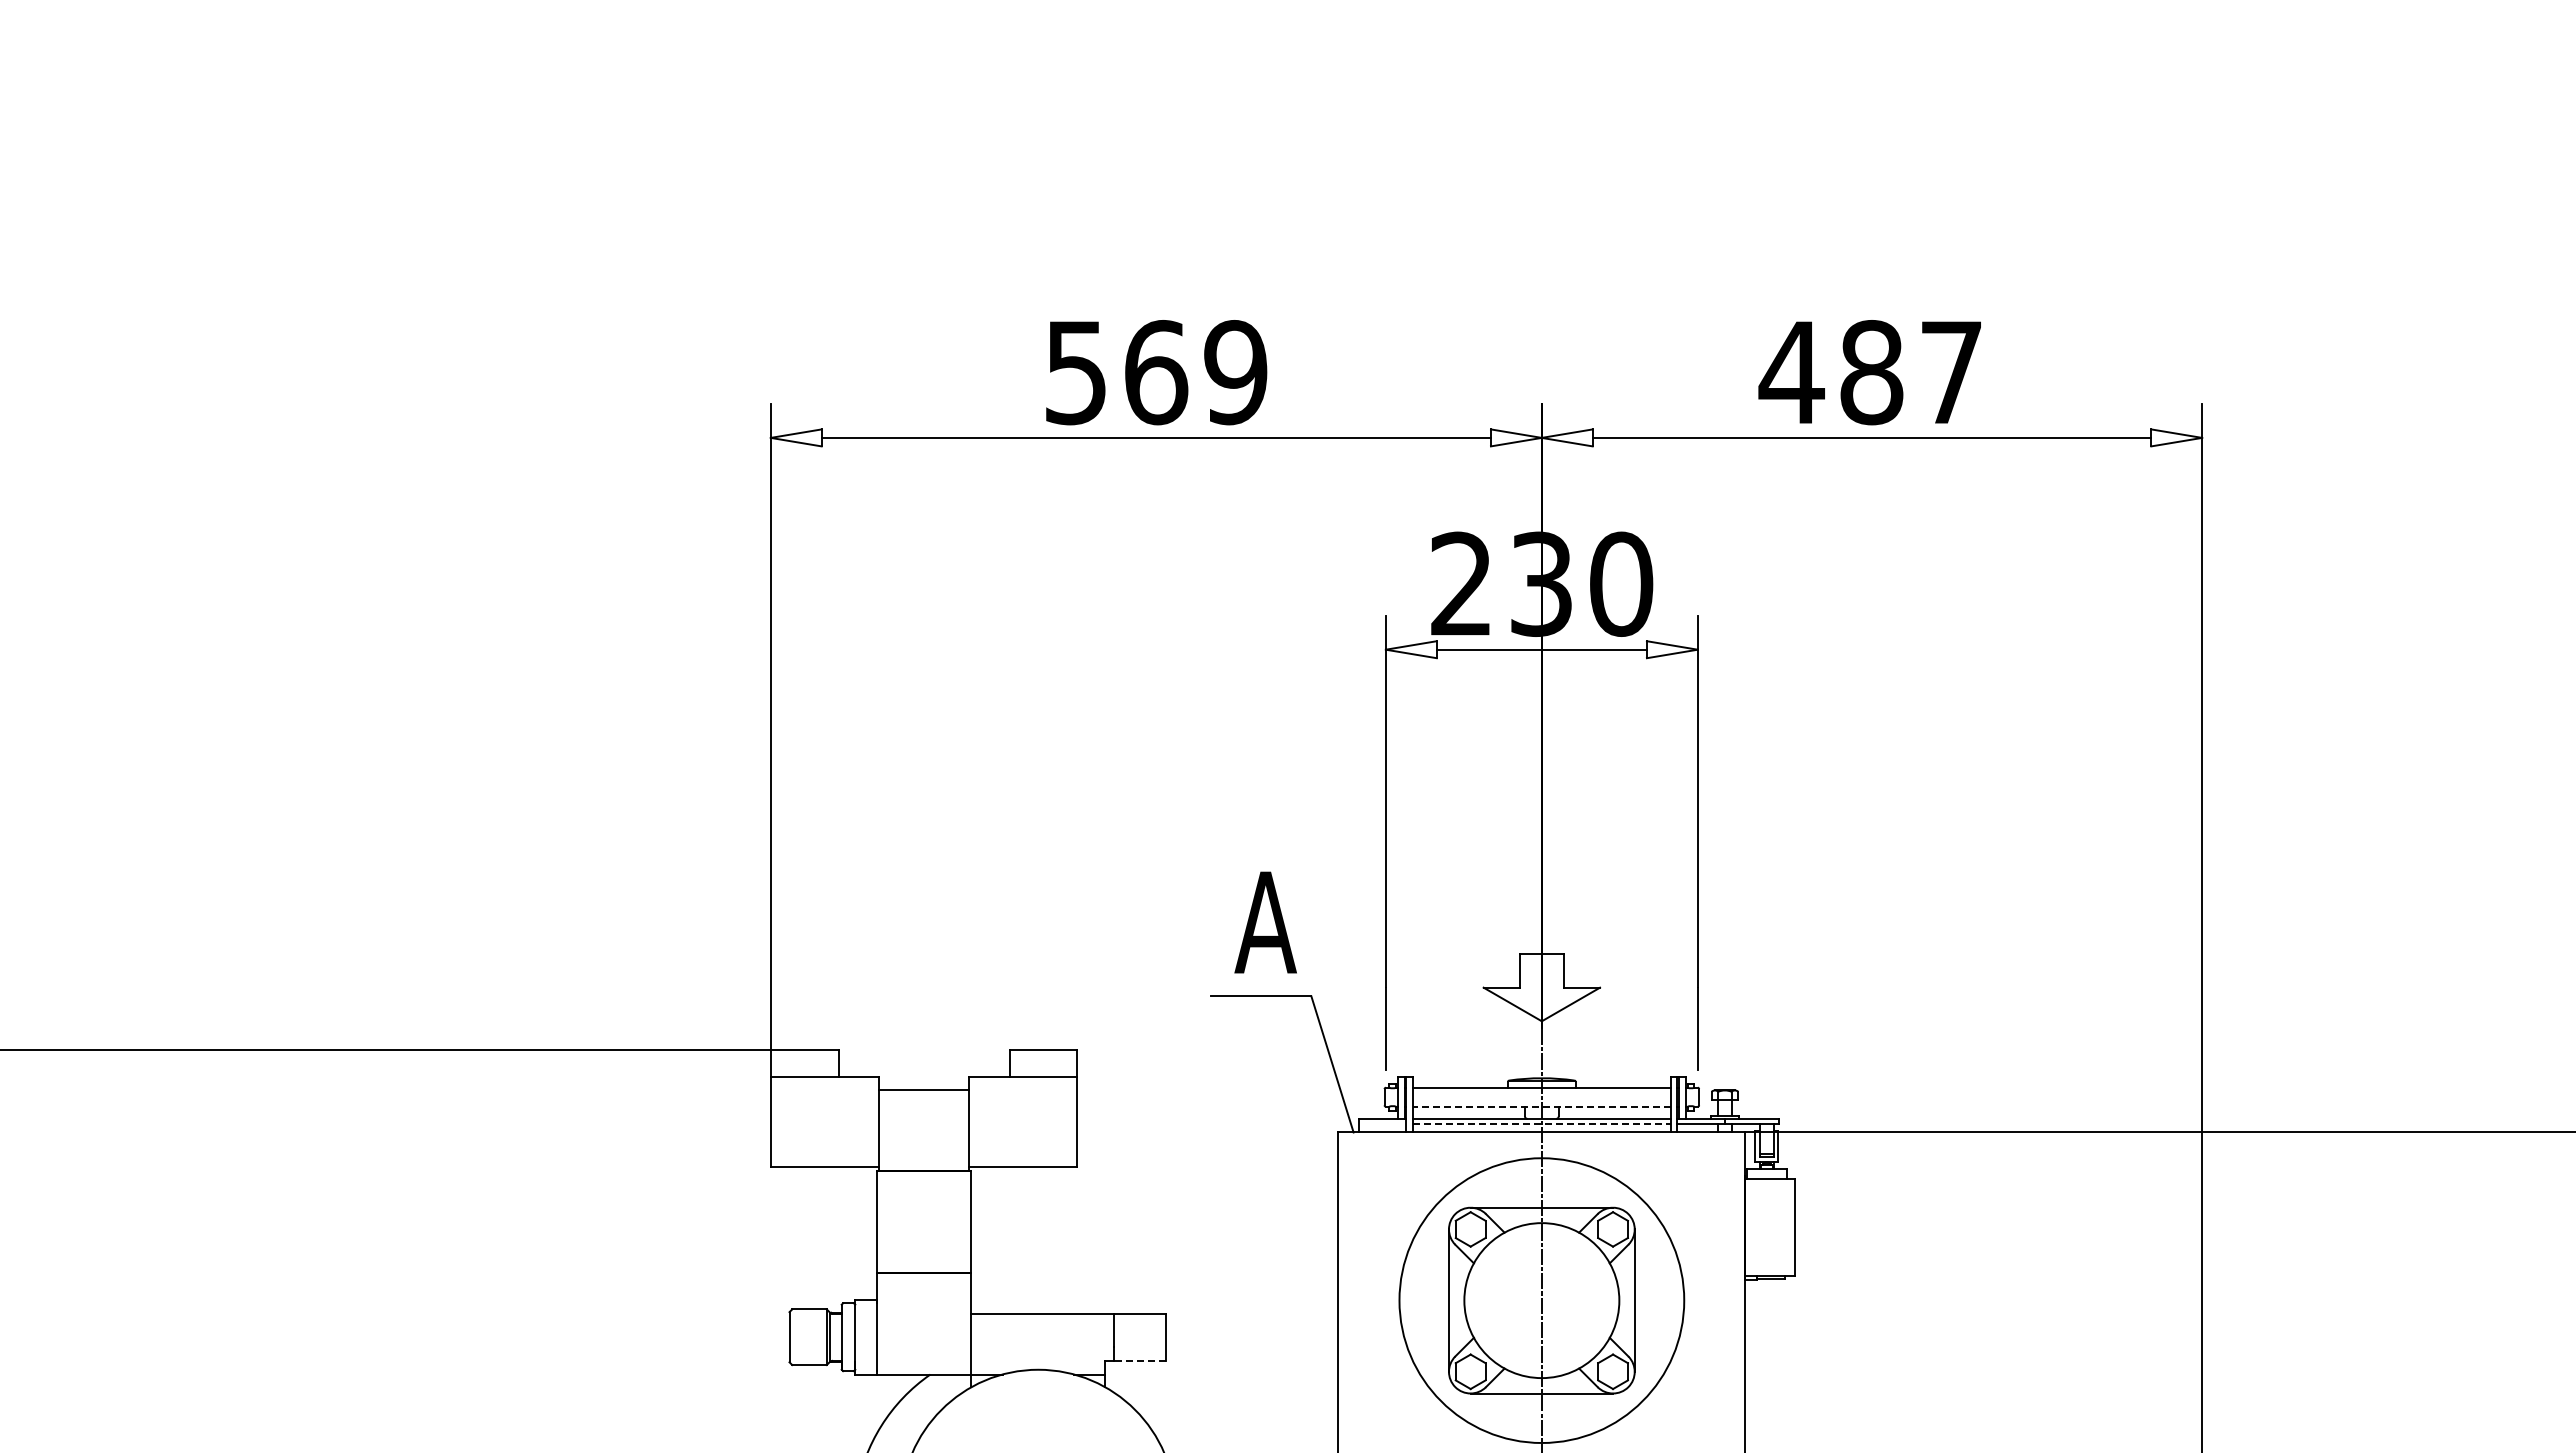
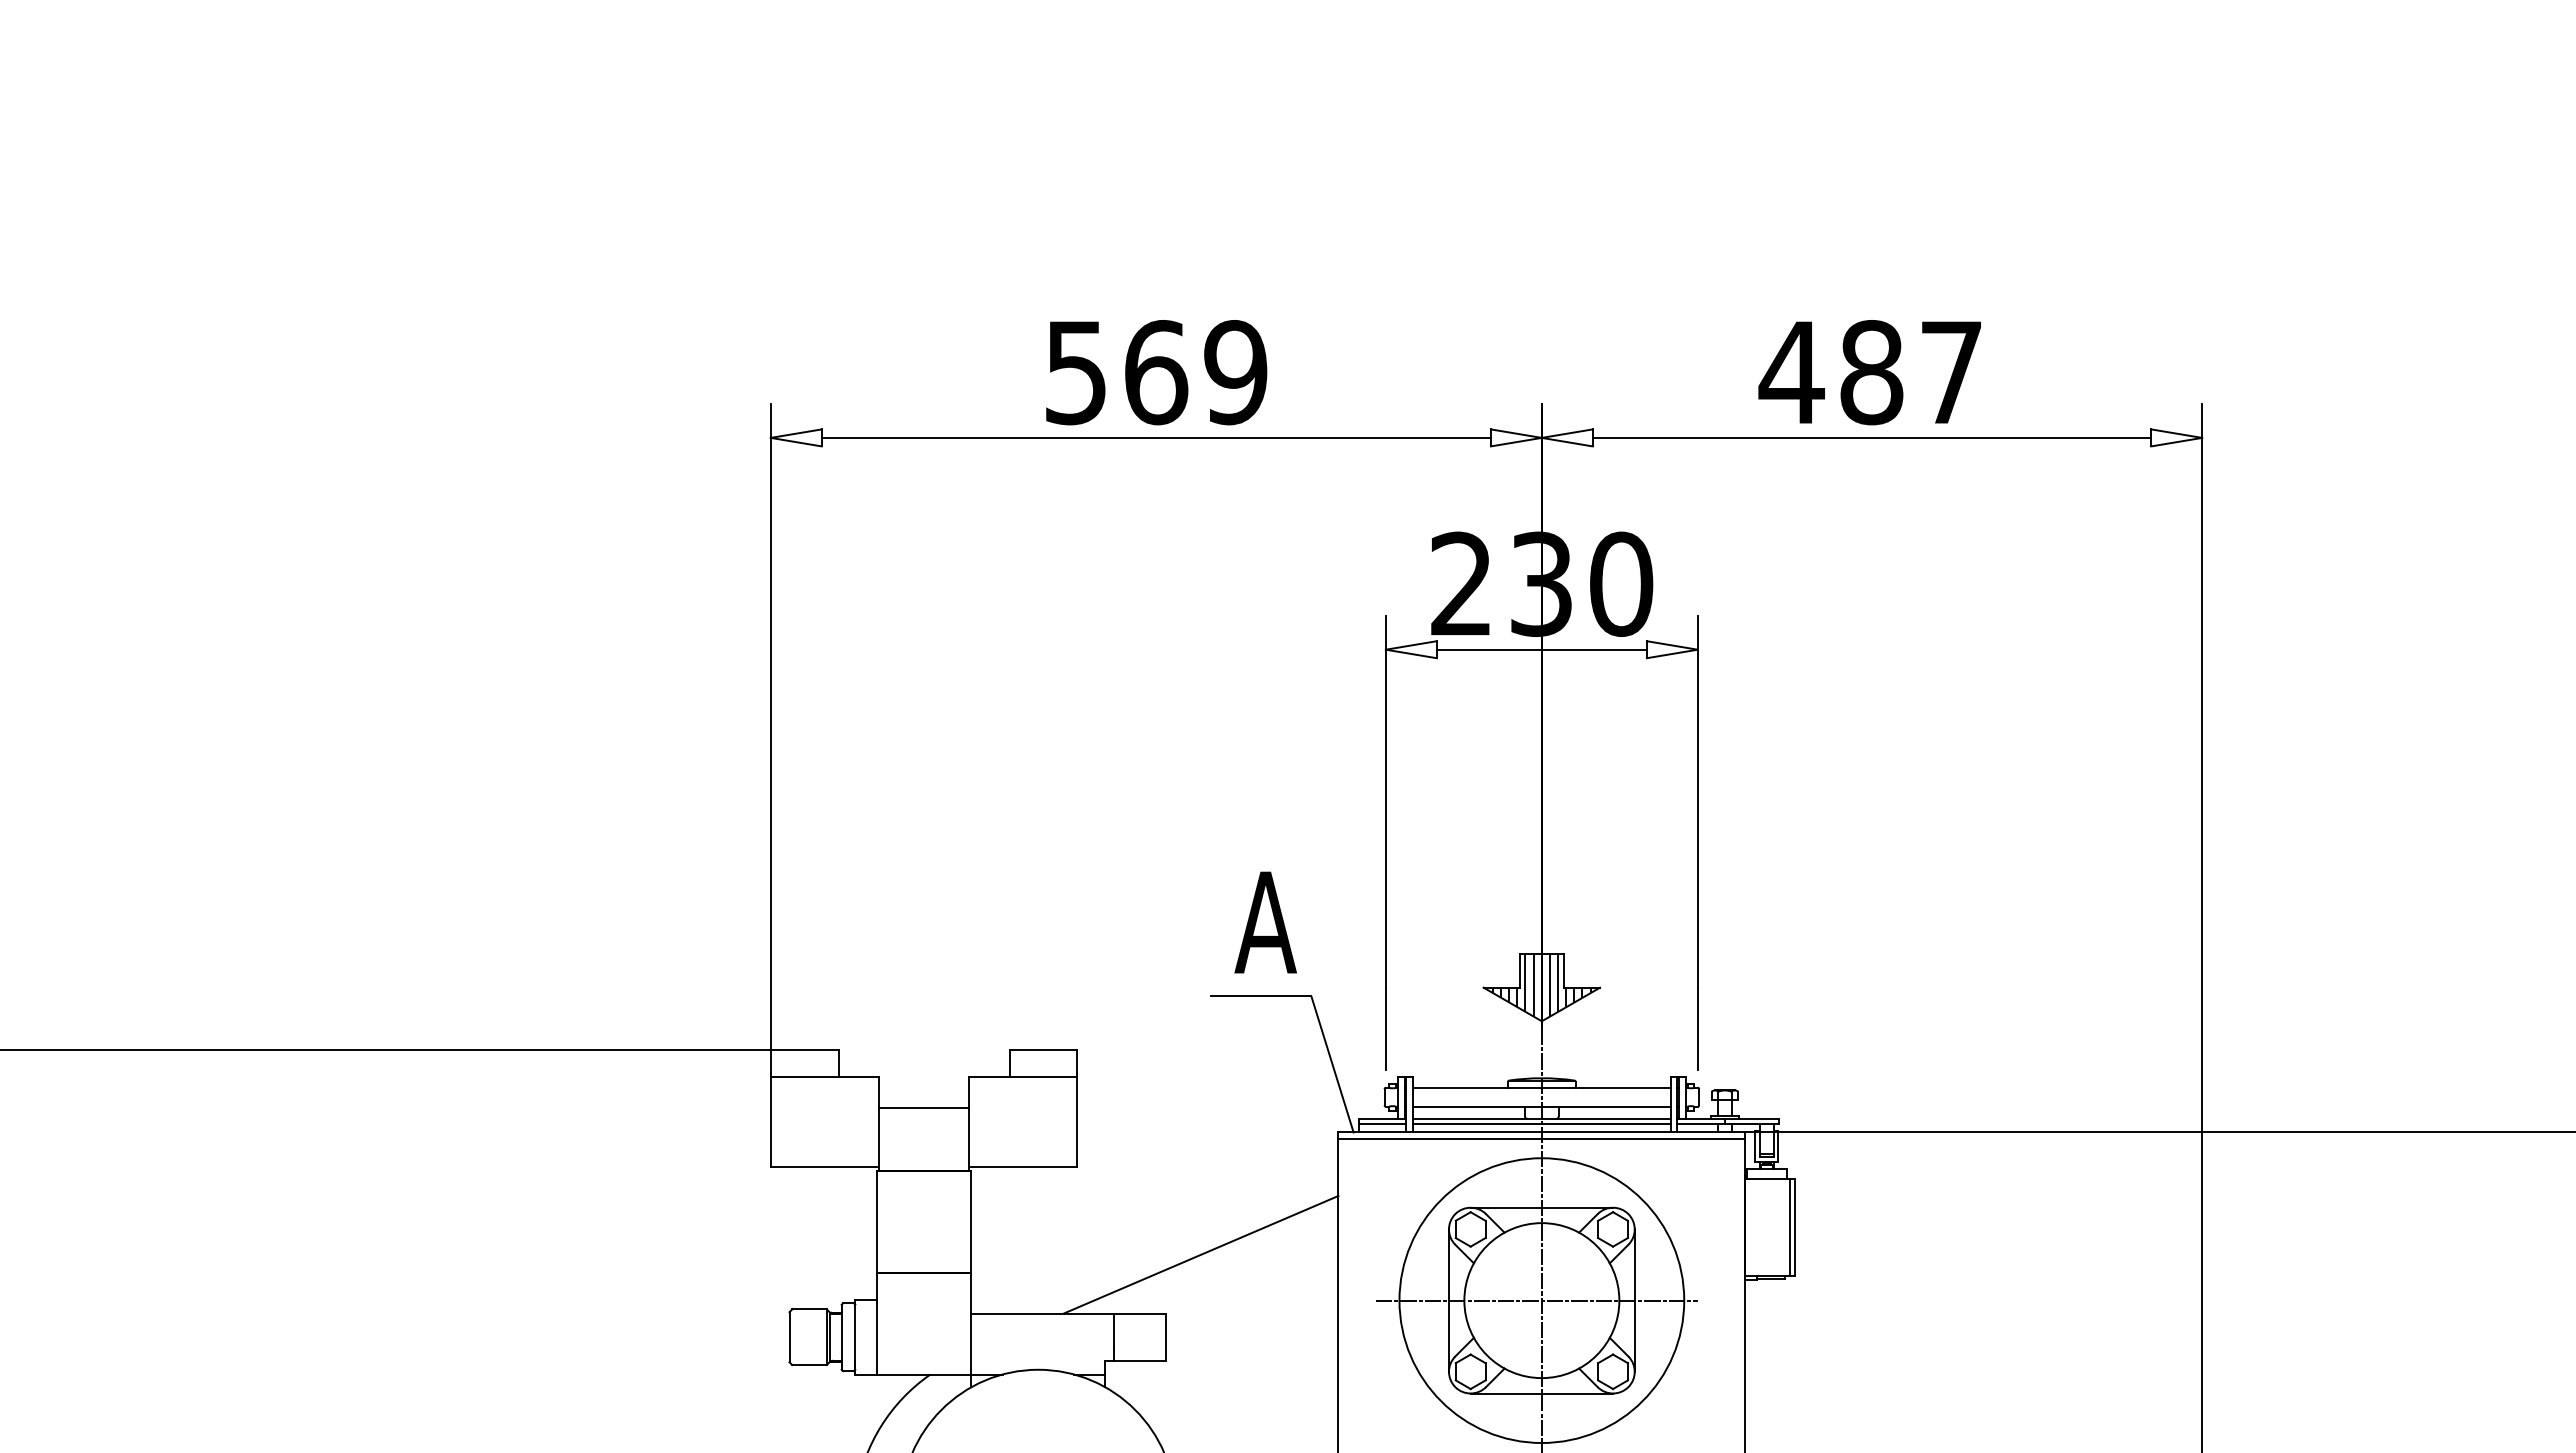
hatch: none -> present (1541, 987)
line position: (923, 1090) -> (923, 1108) (923, 1108)
line: dashed -> solid (1541, 1106)
line: none -> present (1382, 1124)
line: dashed -> solid (1541, 1124)
line: none -> present (1541, 1139)
line: none -> present (1790, 1227)
line: none -> present (1200, 1254)
line: none -> present (1536, 1300)
line: dashed -> solid (1139, 1360)
